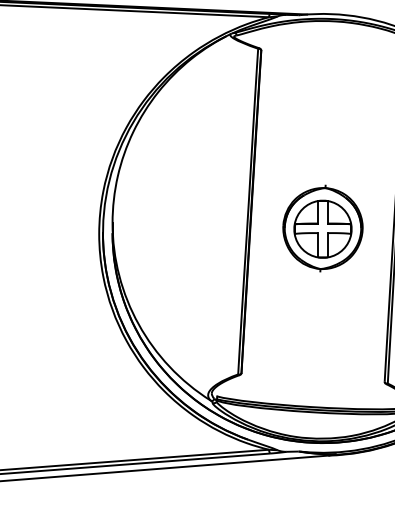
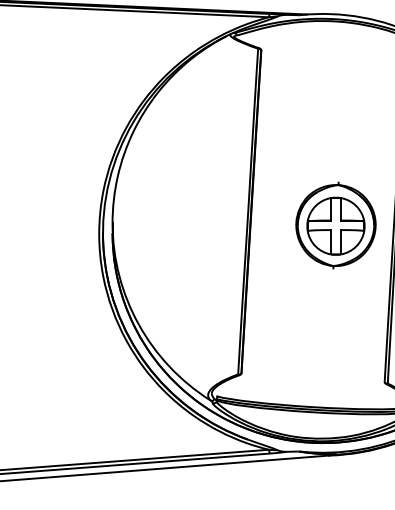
part position: (322, 228) -> (335, 225) (335, 225)
